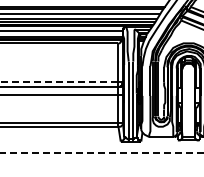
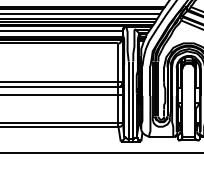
line: dashed -> solid (59, 82)
line: dashed -> solid (102, 153)
